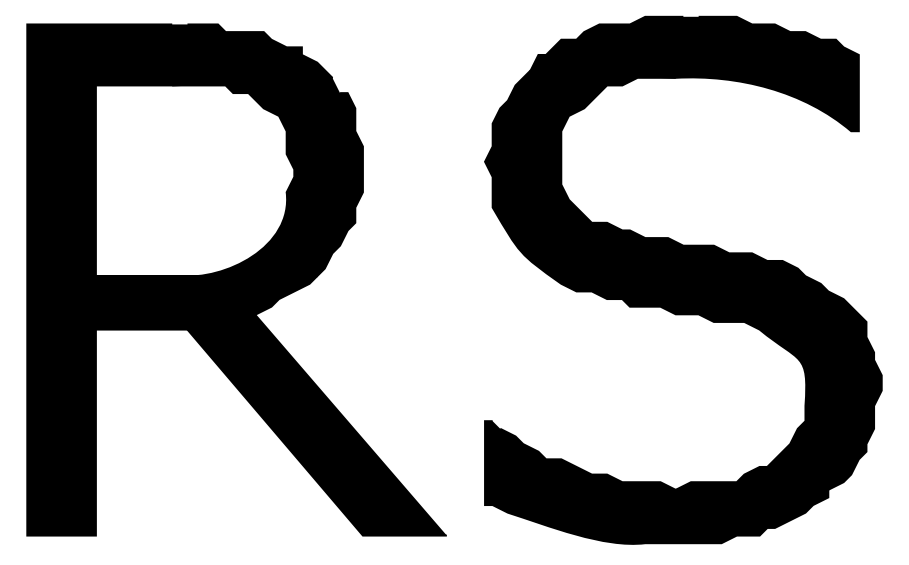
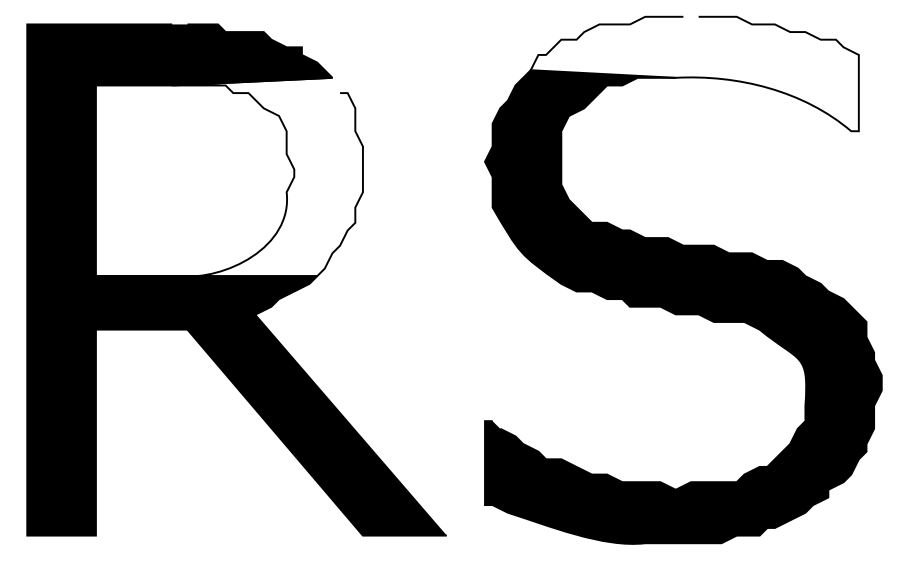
fill: present -> none (694, 73)
fill: present -> none (228, 176)
